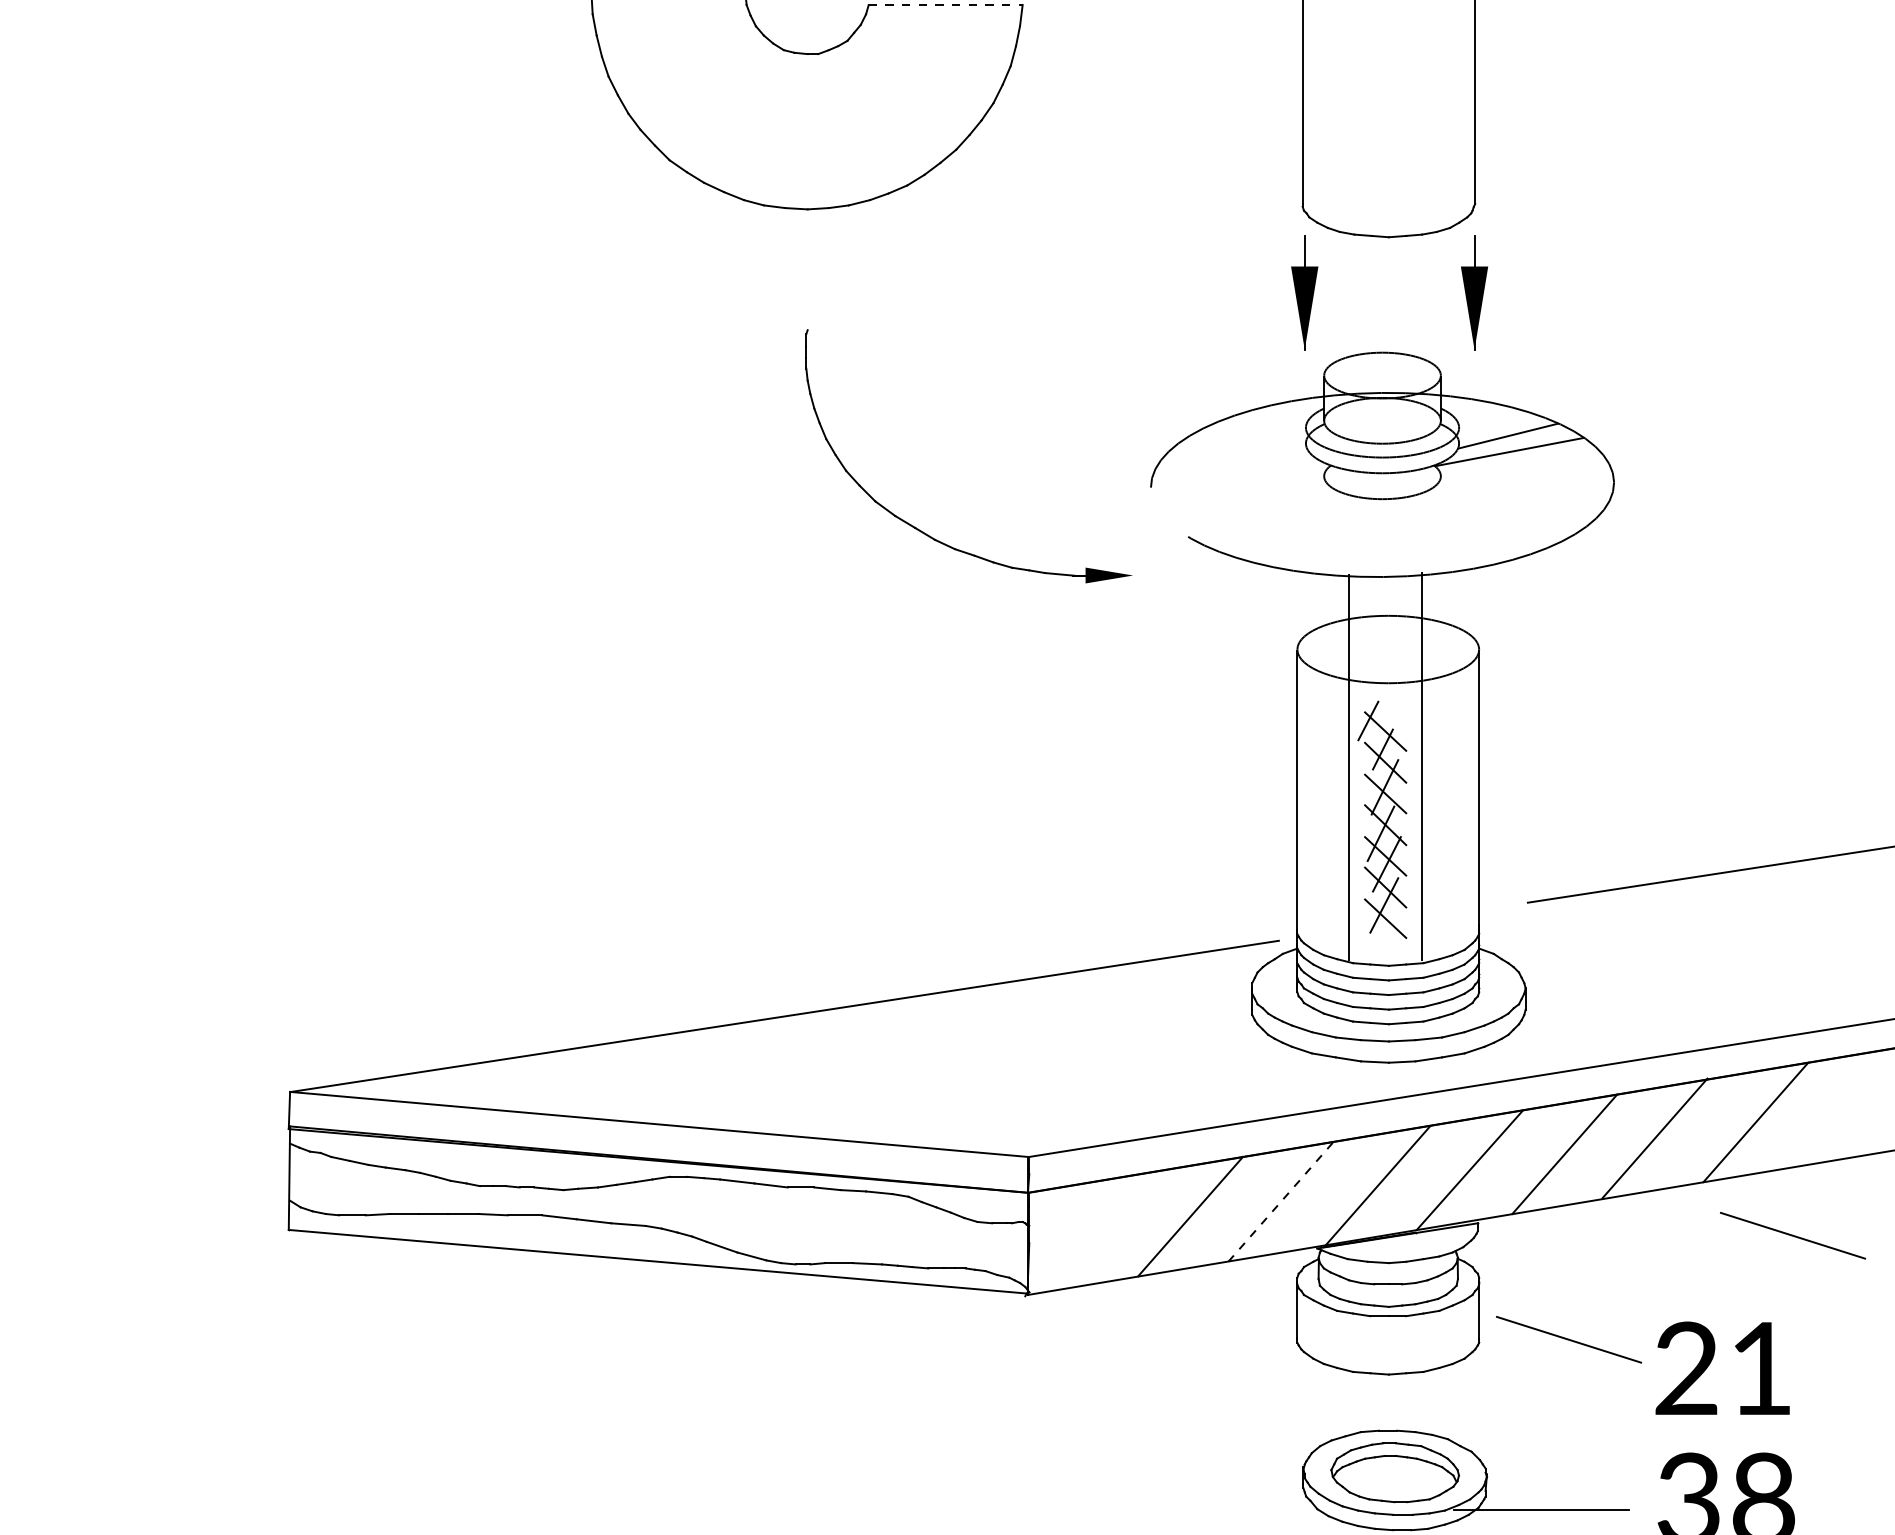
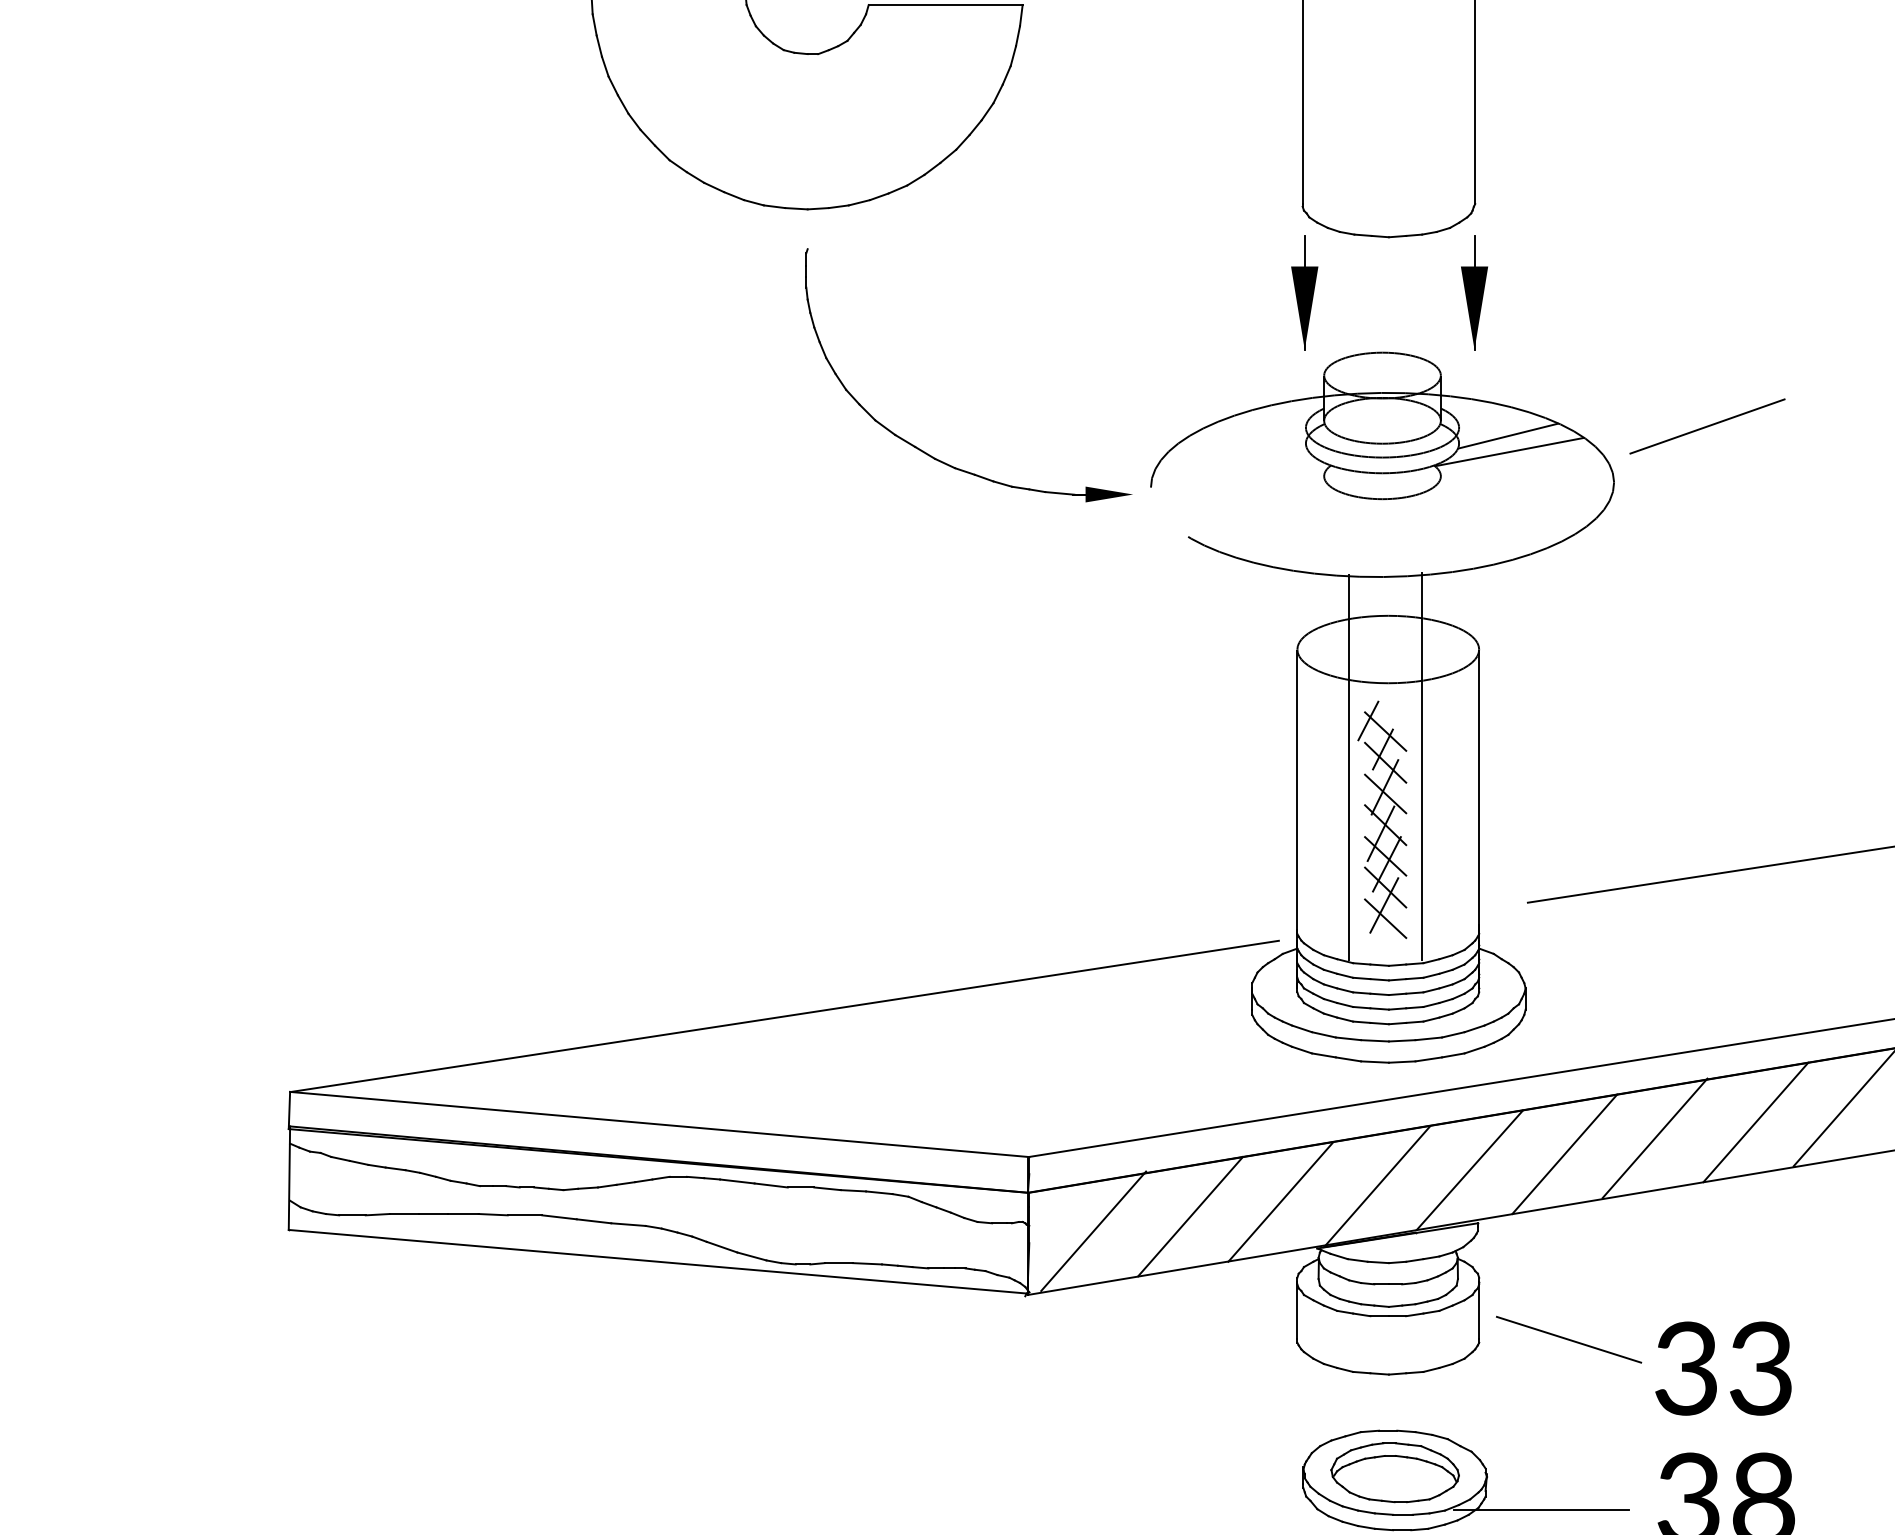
line: dashed -> solid (945, 5)
line: none -> present (1707, 426)
part position: (923, 531) -> (923, 450) (923, 450)
line: none -> present (1842, 1110)
line: dashed -> solid (1281, 1201)
line: none -> present (1093, 1230)
line: present -> none (1793, 1235)
text: 21 -> 33 (1723, 1368)
